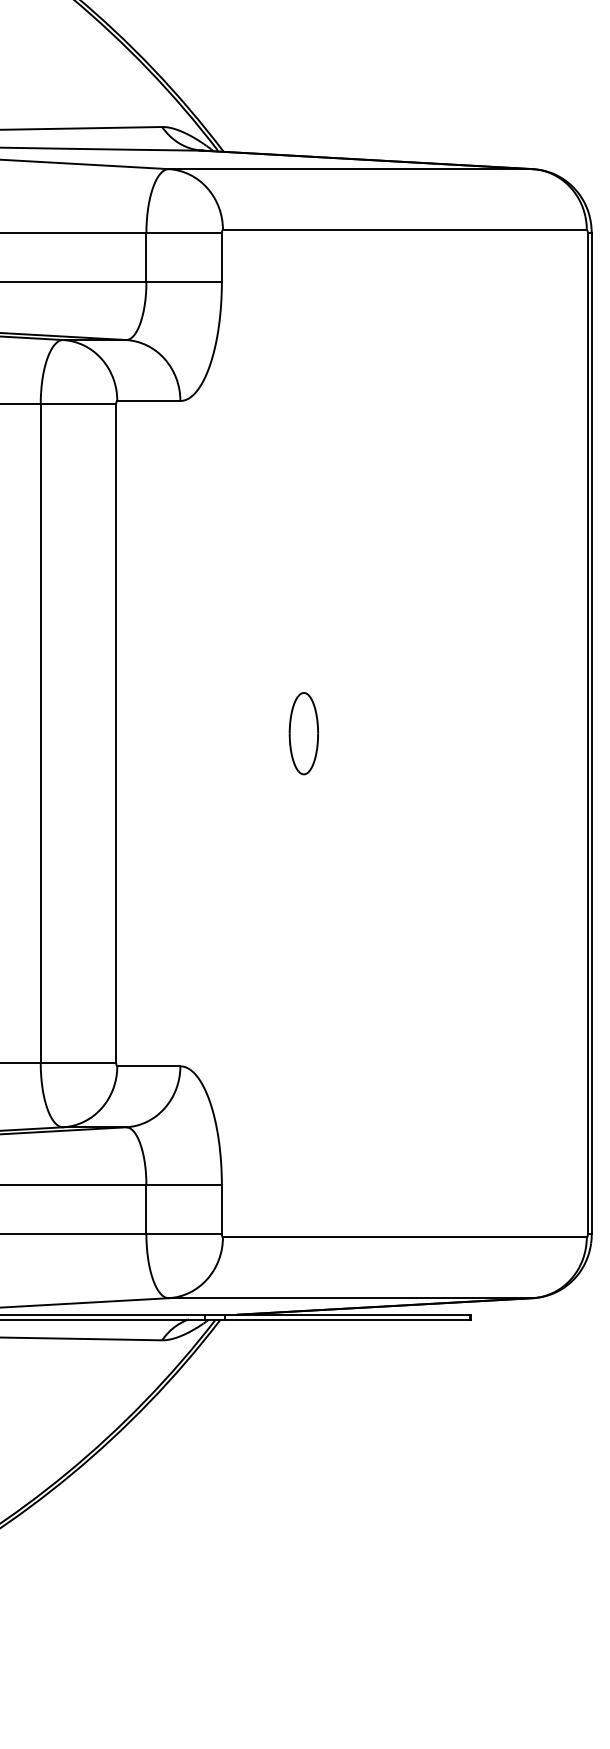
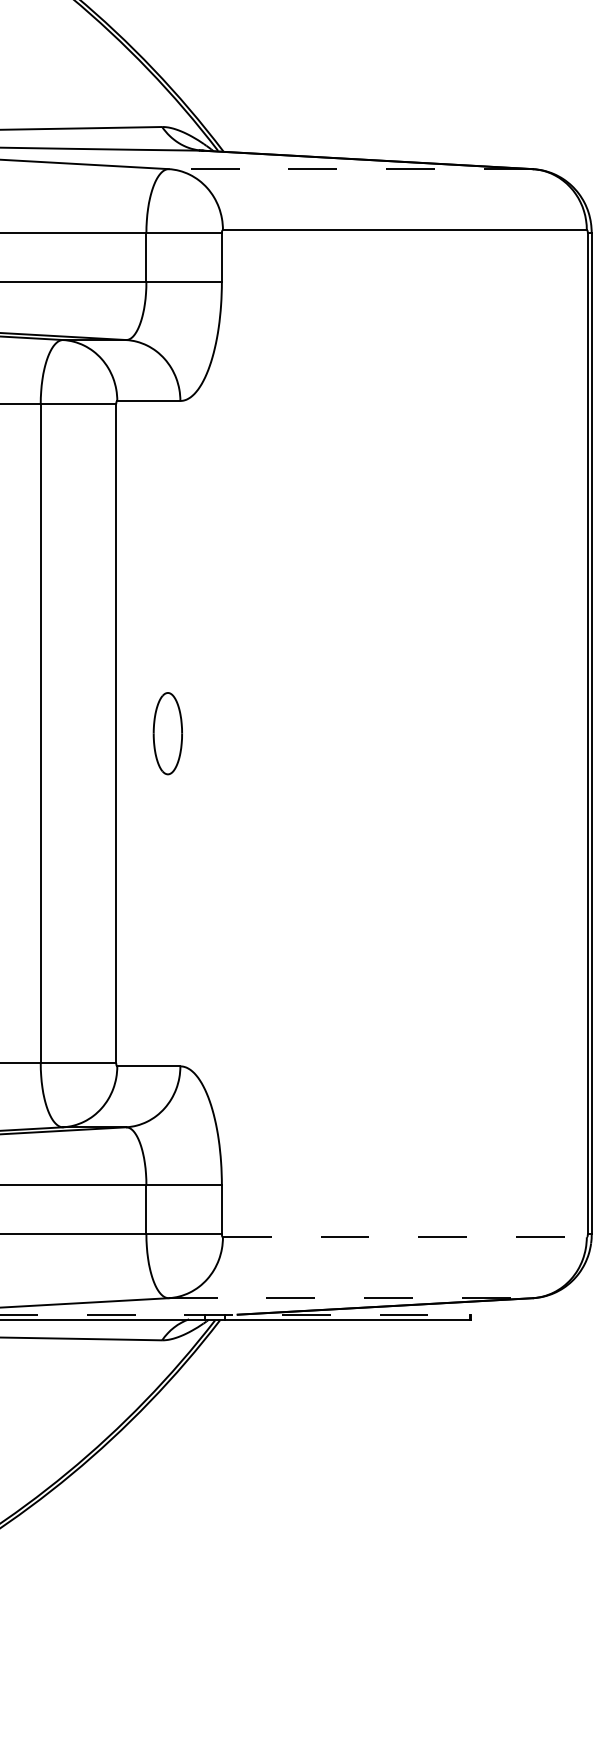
line: solid -> dashed (350, 169)
part position: (303, 733) -> (167, 733) (167, 733)
line: solid -> dashed (404, 1237)
line: solid -> dashed (350, 1298)
line: solid -> dashed (236, 1314)
